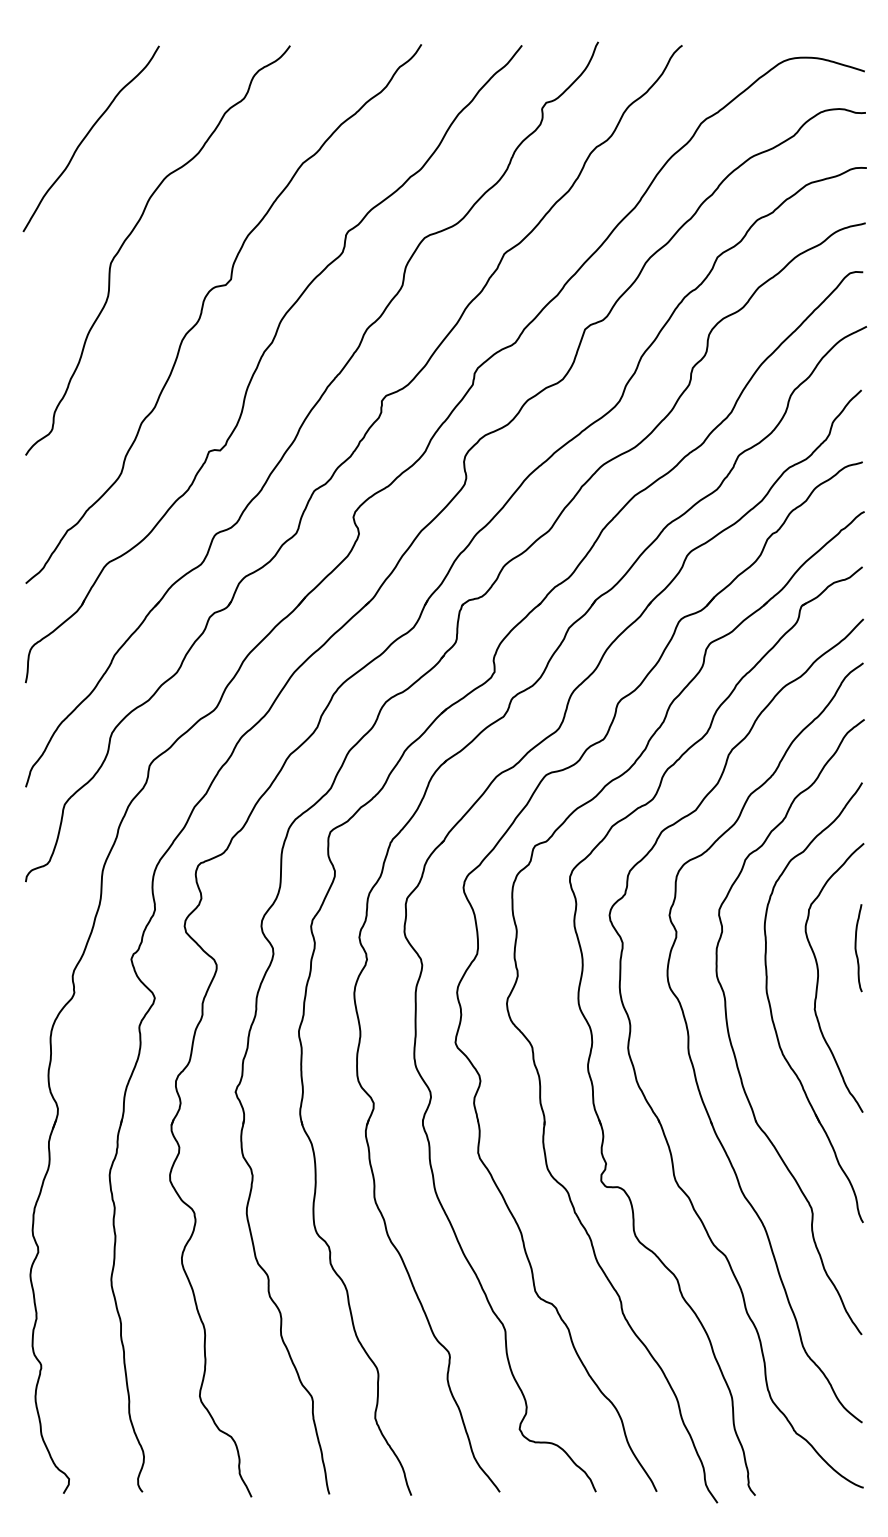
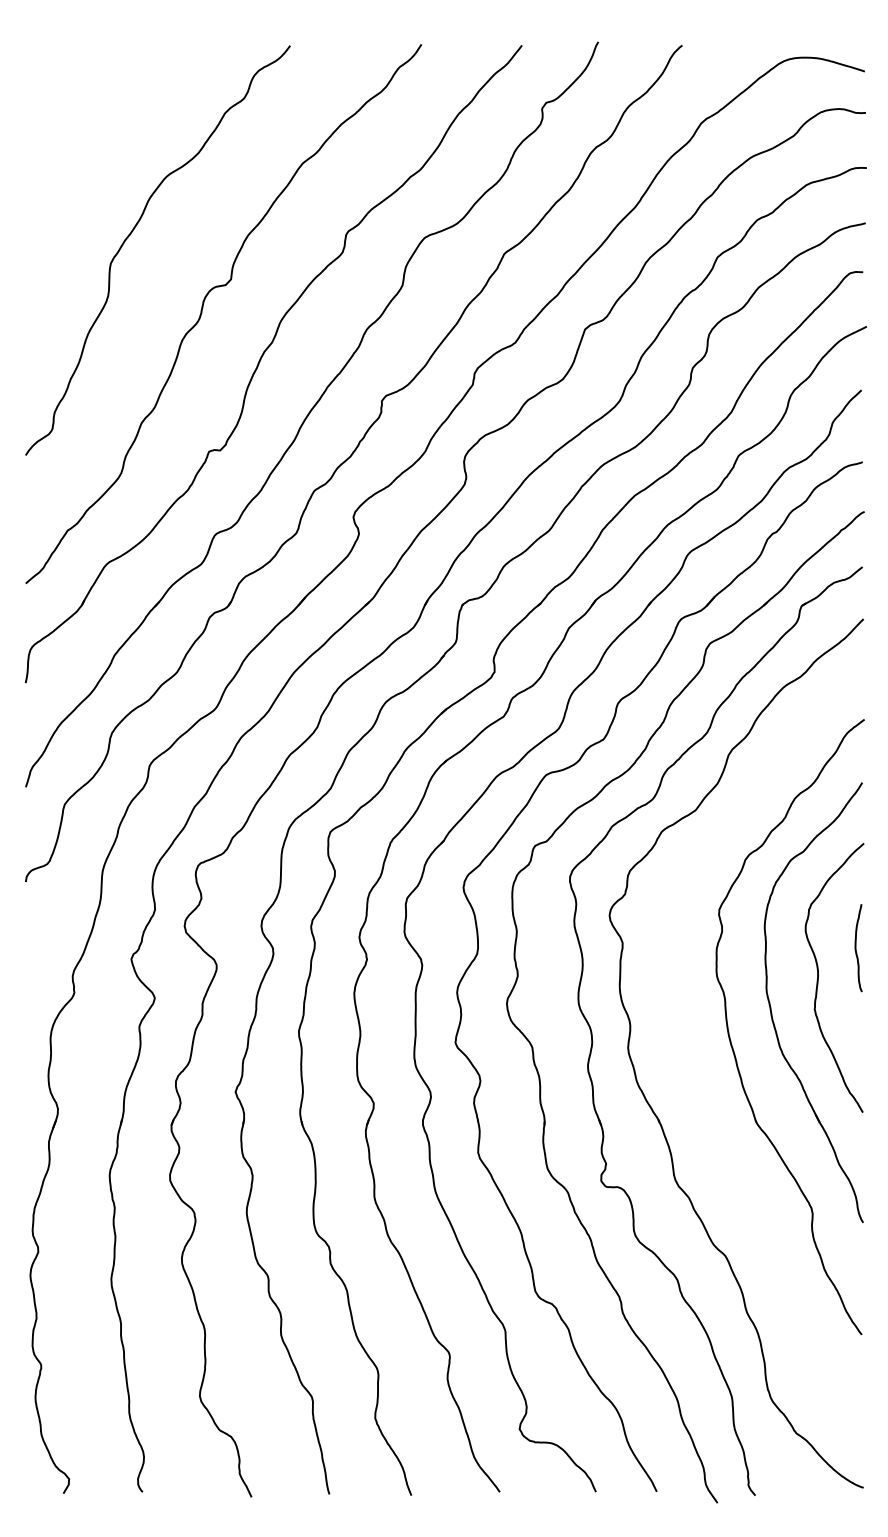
curve: present -> none (86, 137)
part: present -> none (693, 1064)
